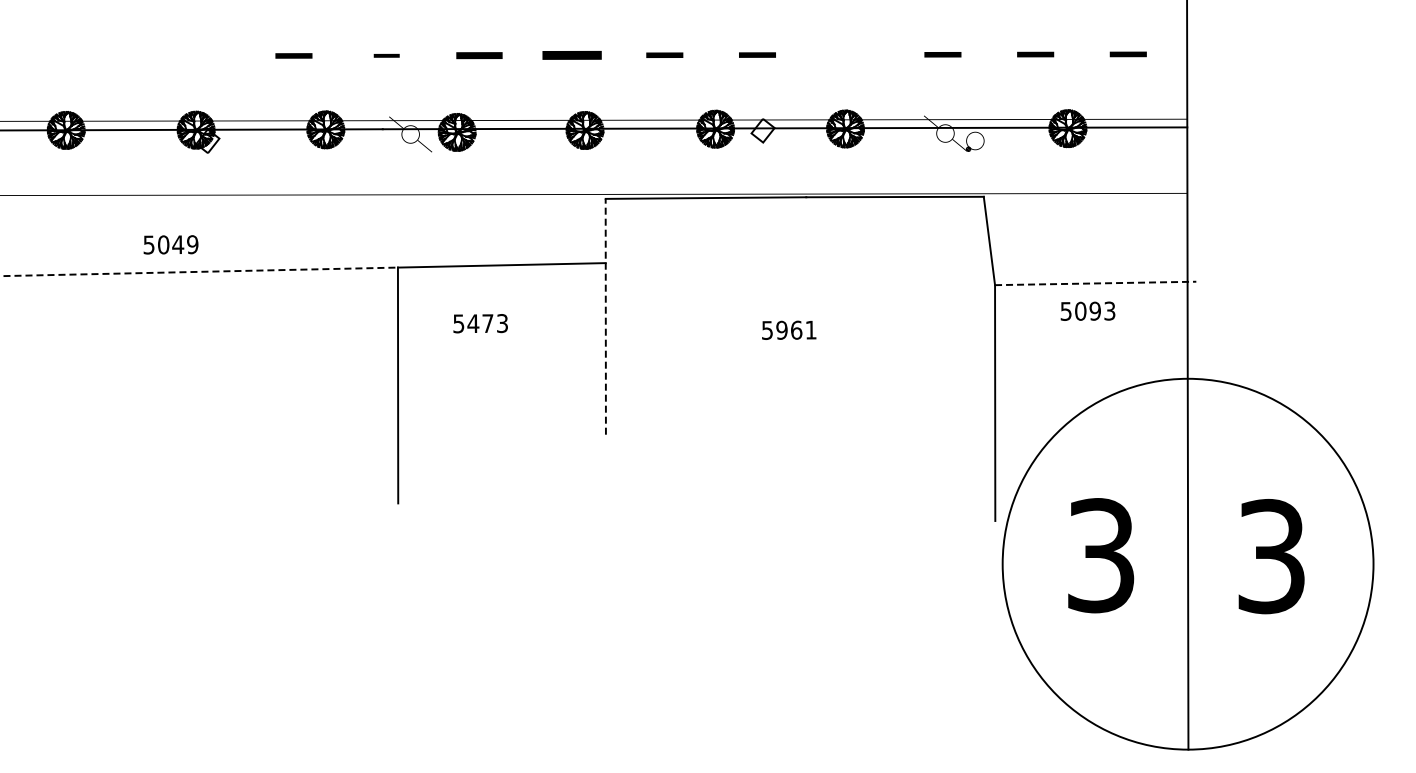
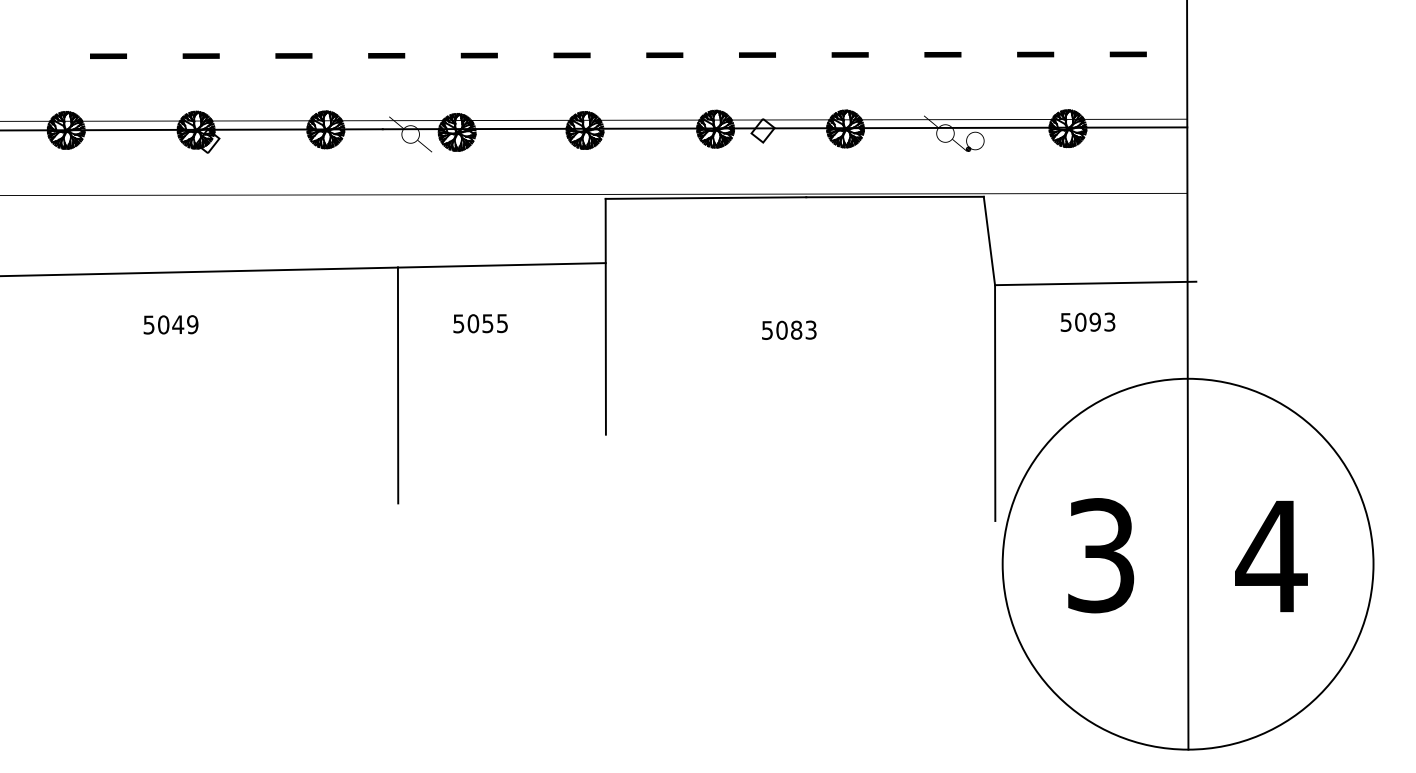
part: none -> present (849, 54)
part: none -> present (108, 55)
part: none -> present (200, 55)
part size: 27x5 px -> 38x6 px (386, 55)
part size: 47x8 px -> 38x7 px (478, 55)
part size: 60x9 px -> 38x7 px (571, 55)
text position: (170, 244) -> (170, 324) (170, 324)
line: dashed -> solid (199, 271)
line: dashed -> solid (1095, 283)
text position: (1087, 310) -> (1087, 321) (1087, 321)
line: dashed -> solid (605, 316)
text: 5473 -> 5055 (487, 323)
text: 5961 -> 5083 (796, 329)
text: 3 -> 4 (1271, 556)
